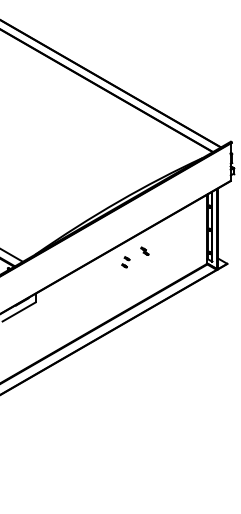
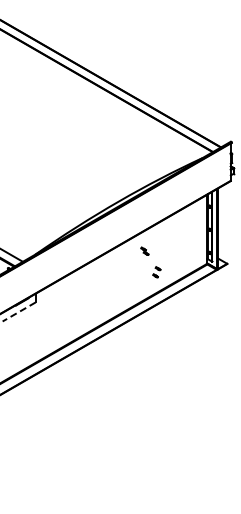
part position: (125, 262) -> (156, 272) (156, 272)
line: solid -> dashed (18, 312)
